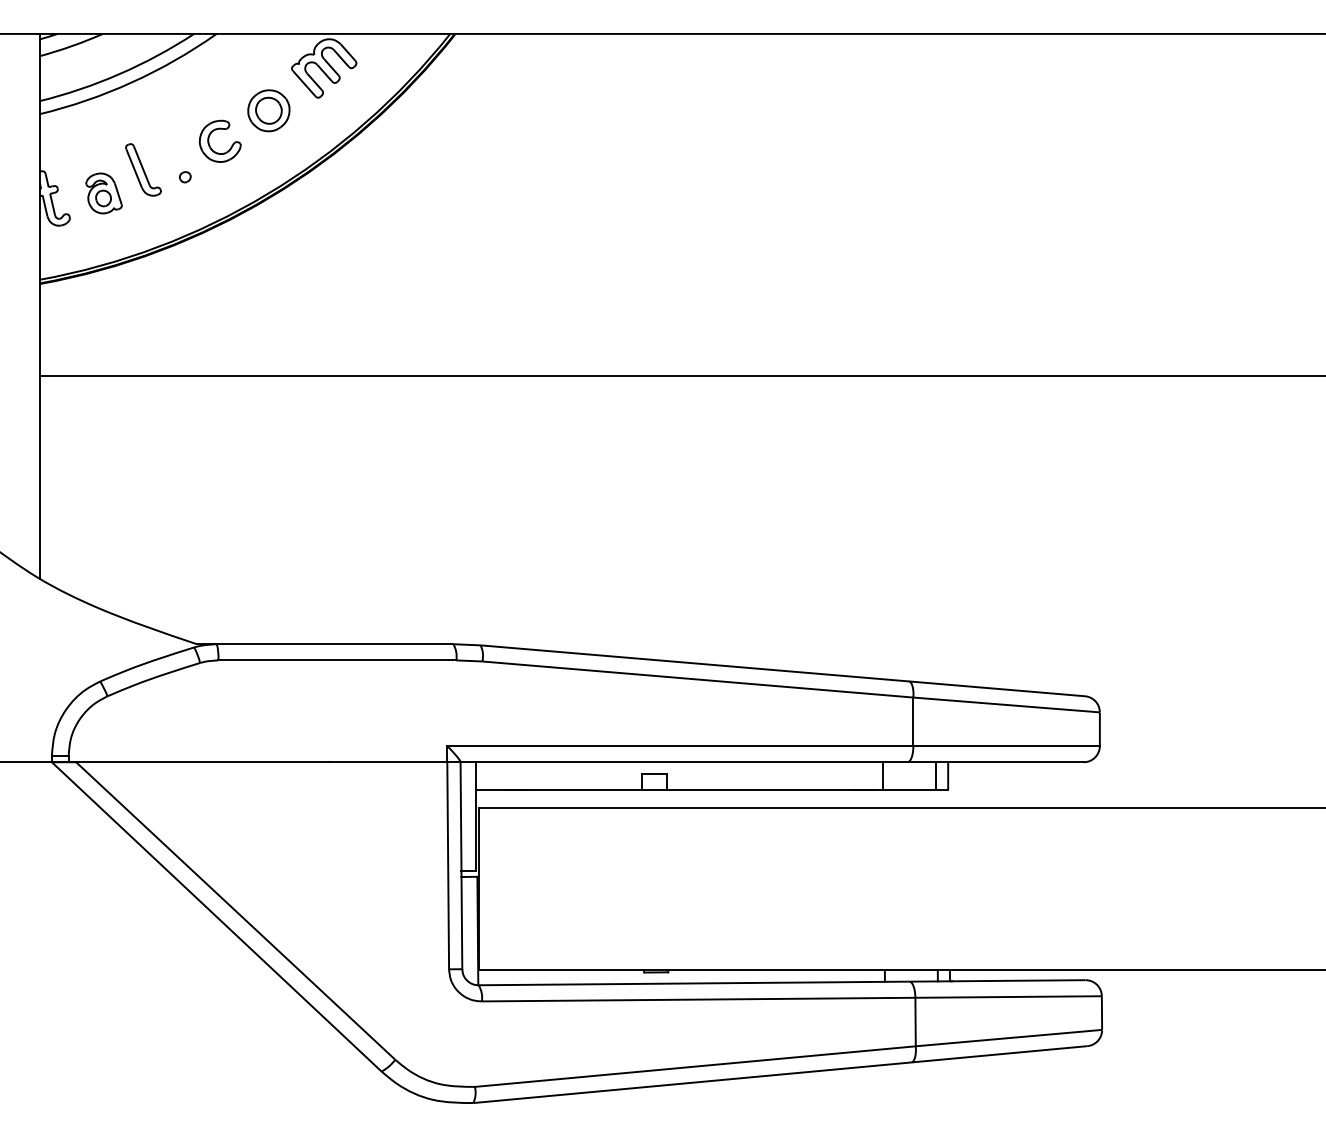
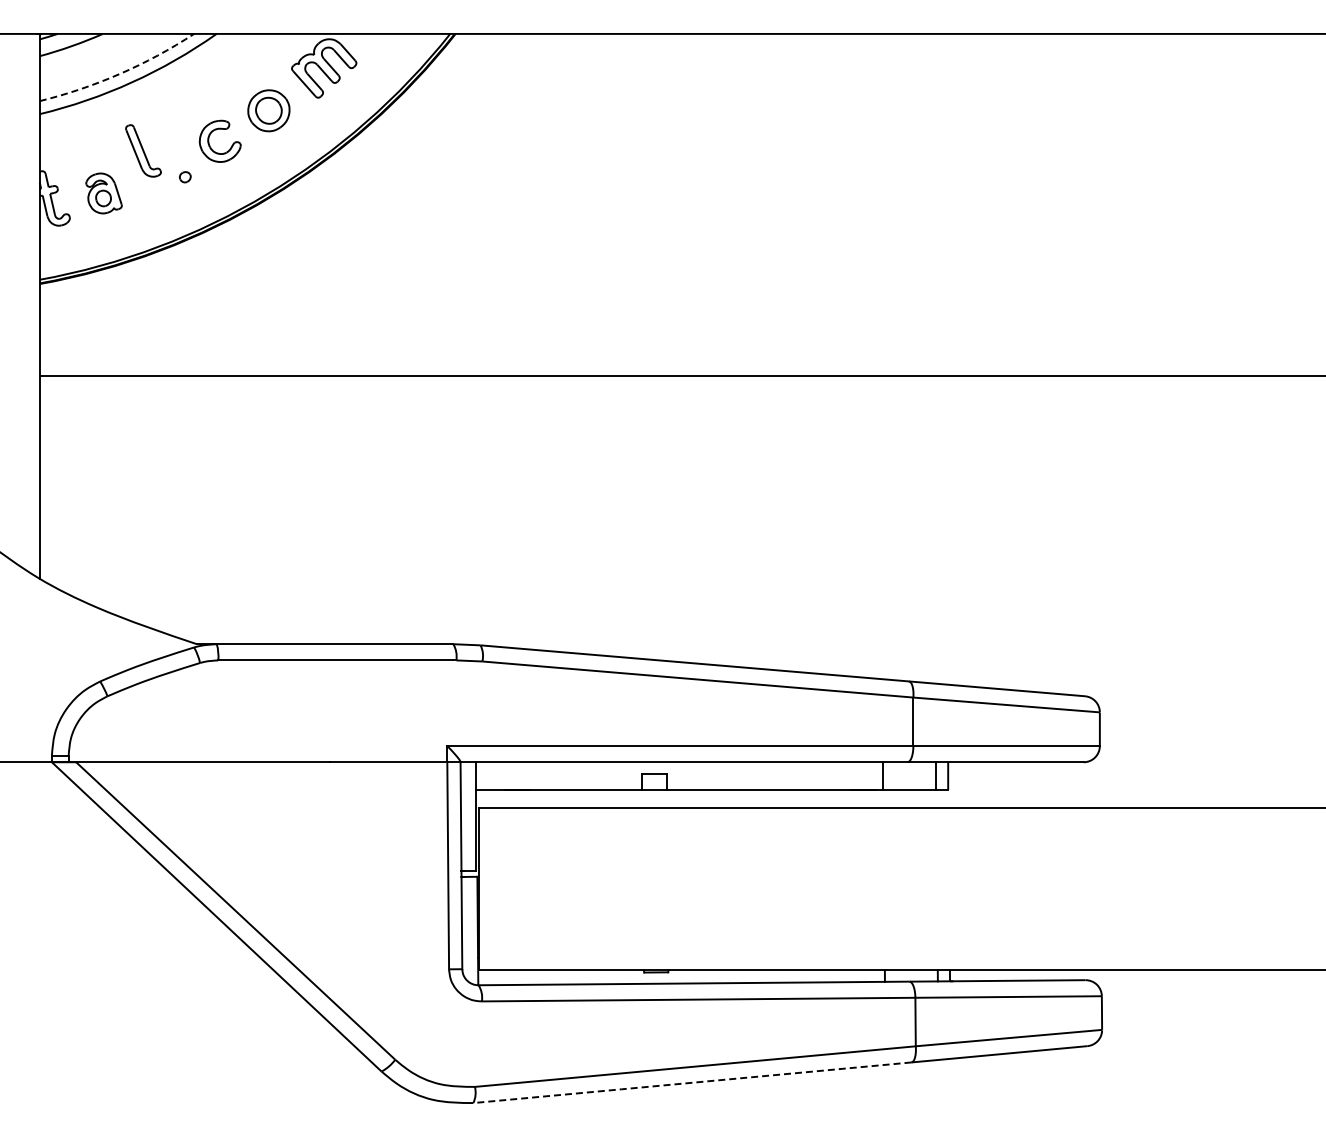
arc: solid -> dashed (119, 74)
part position: (143, 169) -> (143, 150) (143, 150)
line: solid -> dashed (692, 1082)
